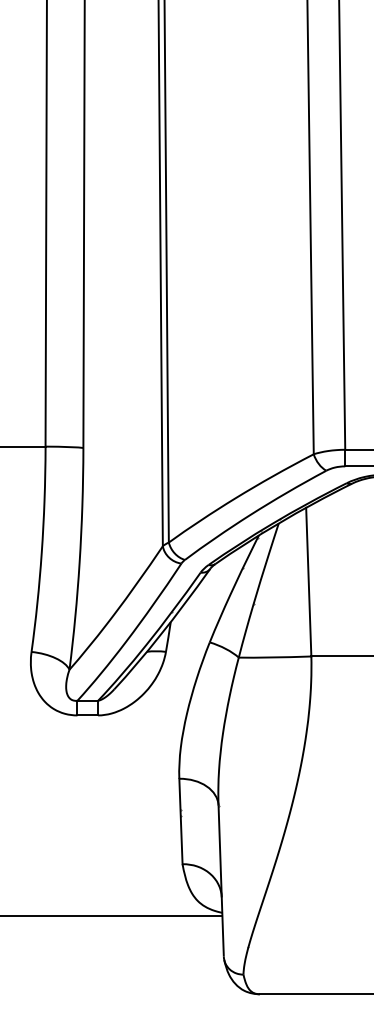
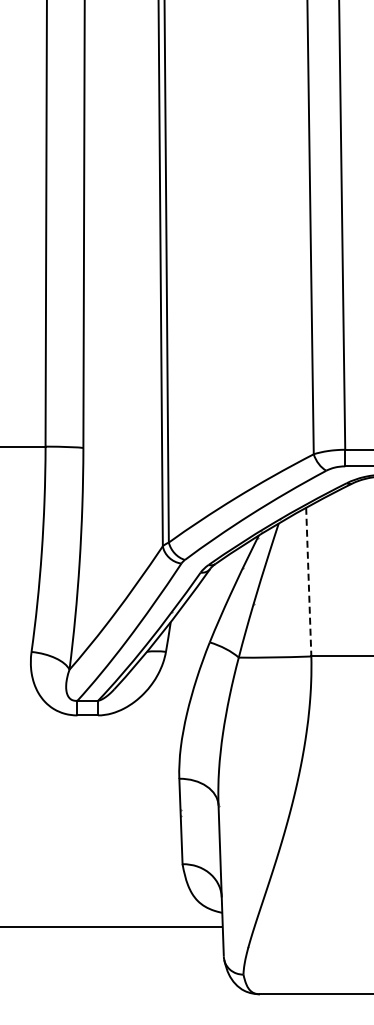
line: solid -> dashed (308, 582)
line position: (112, 915) -> (112, 926) (112, 926)
